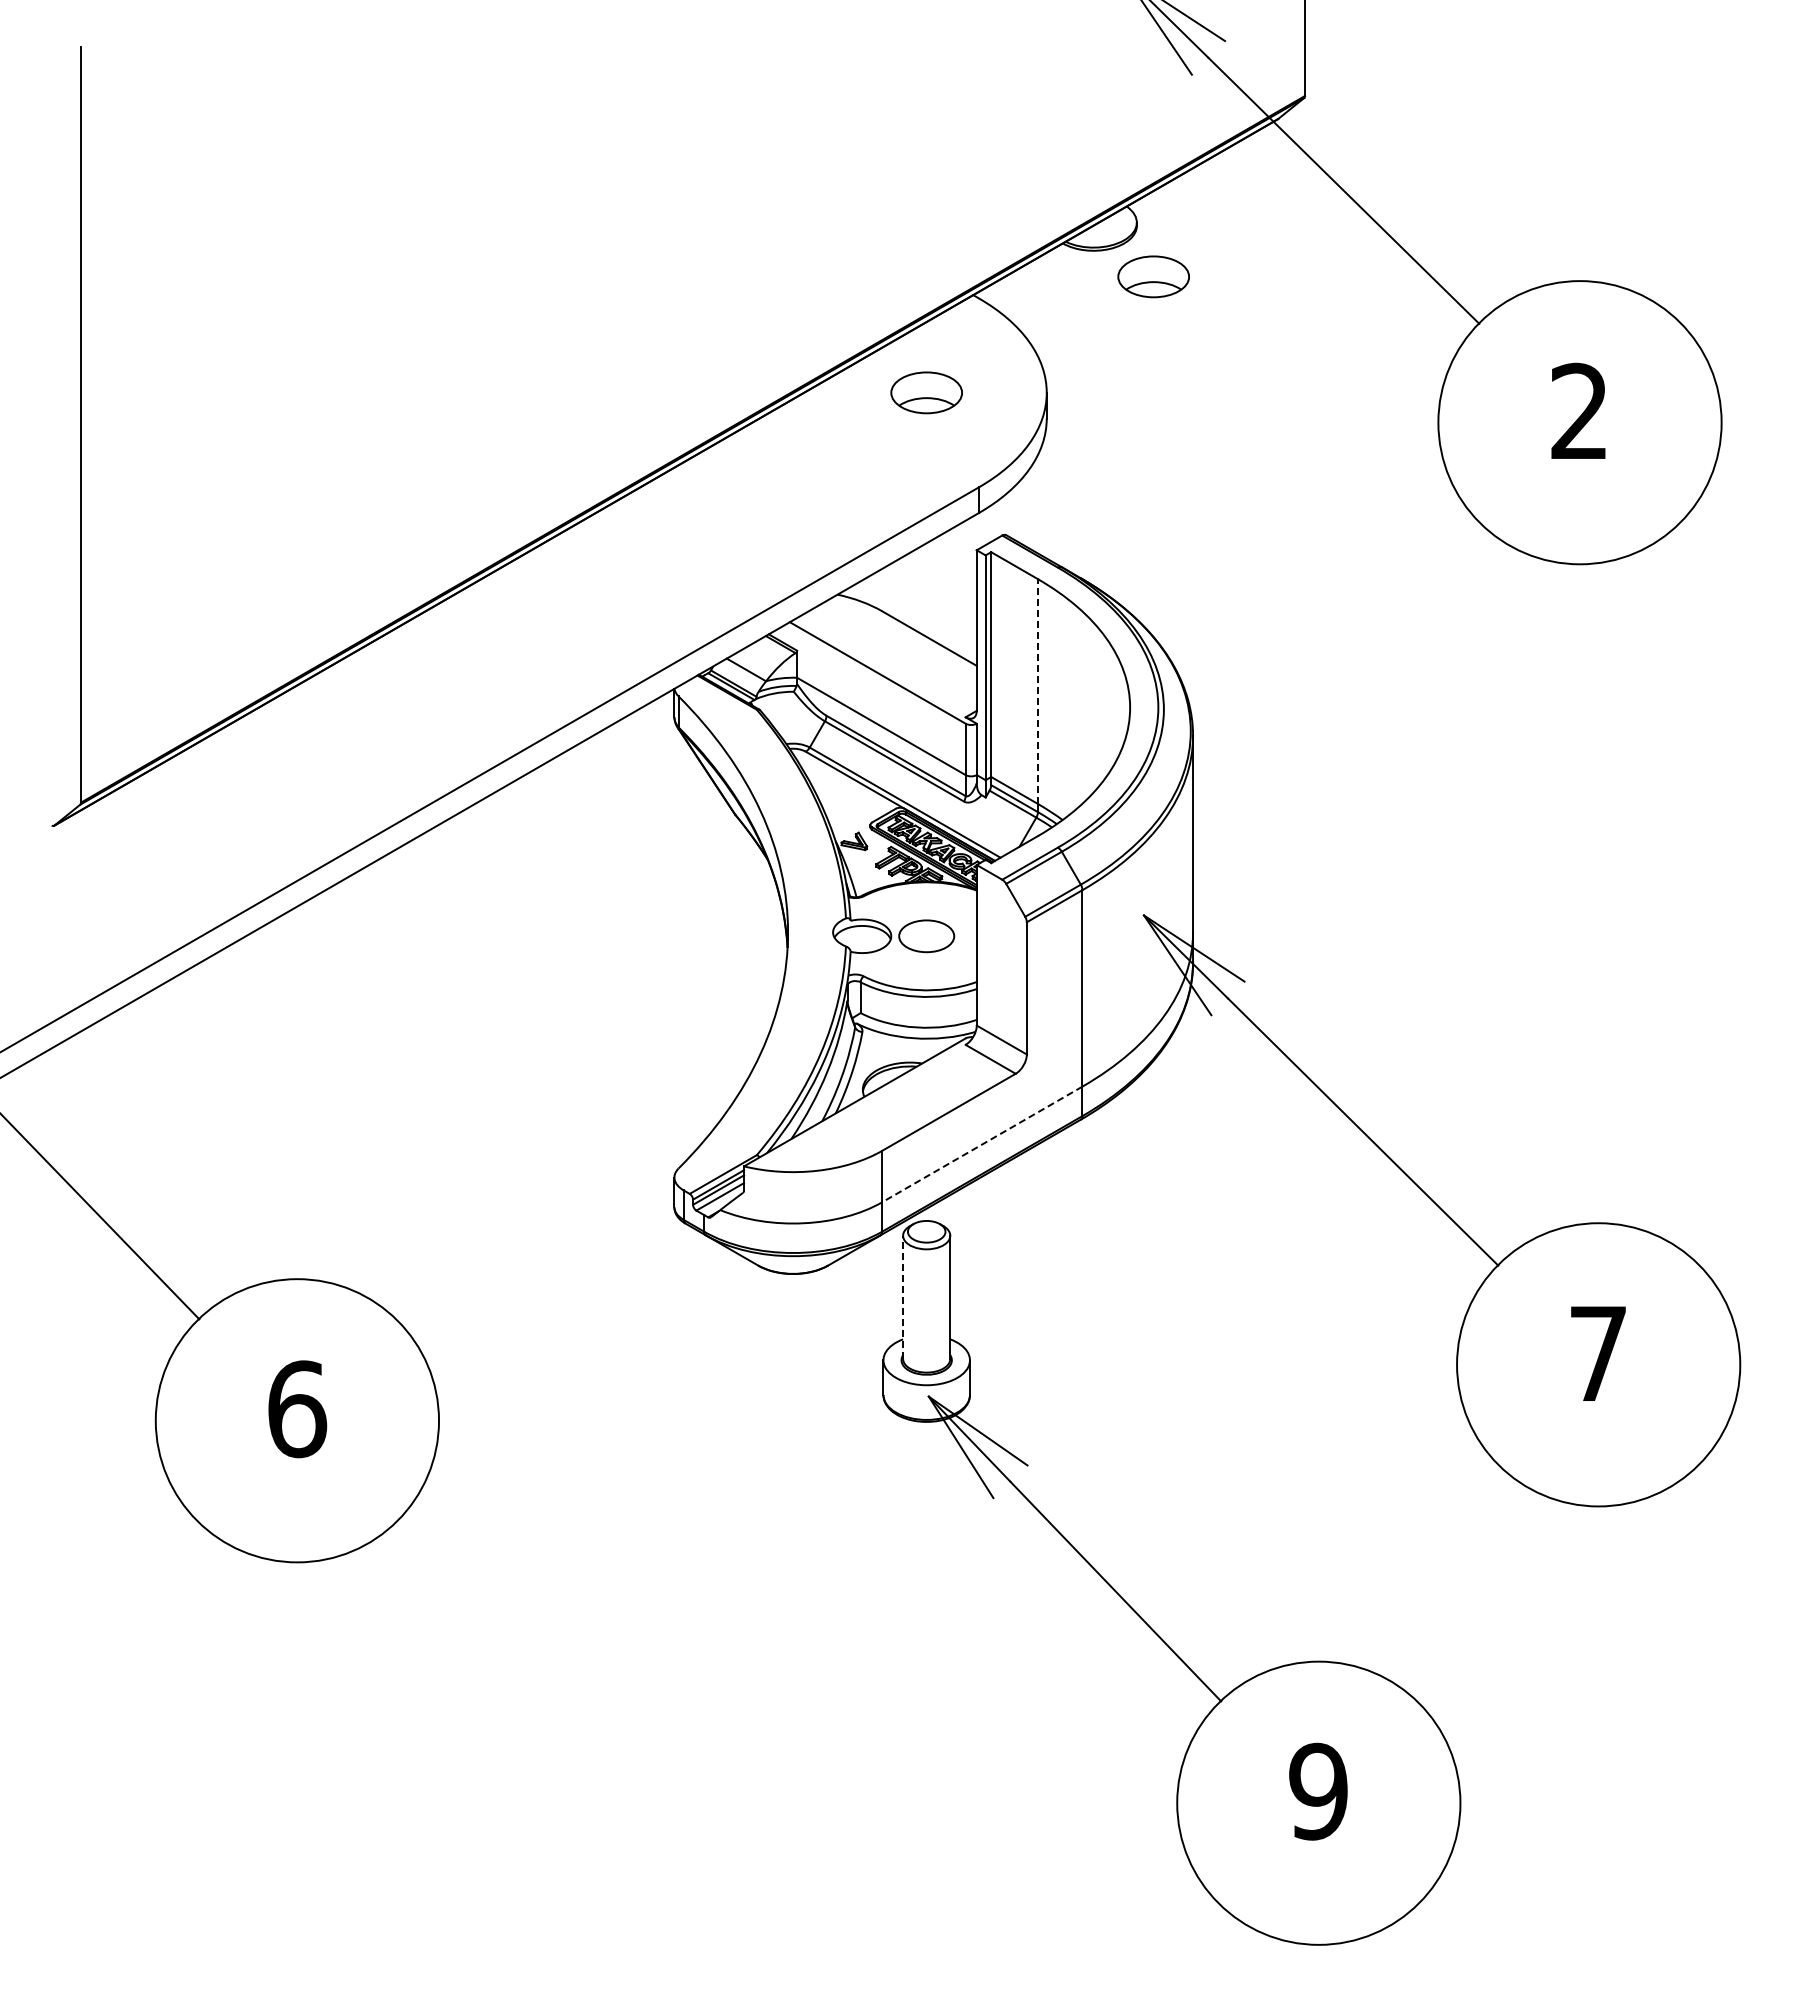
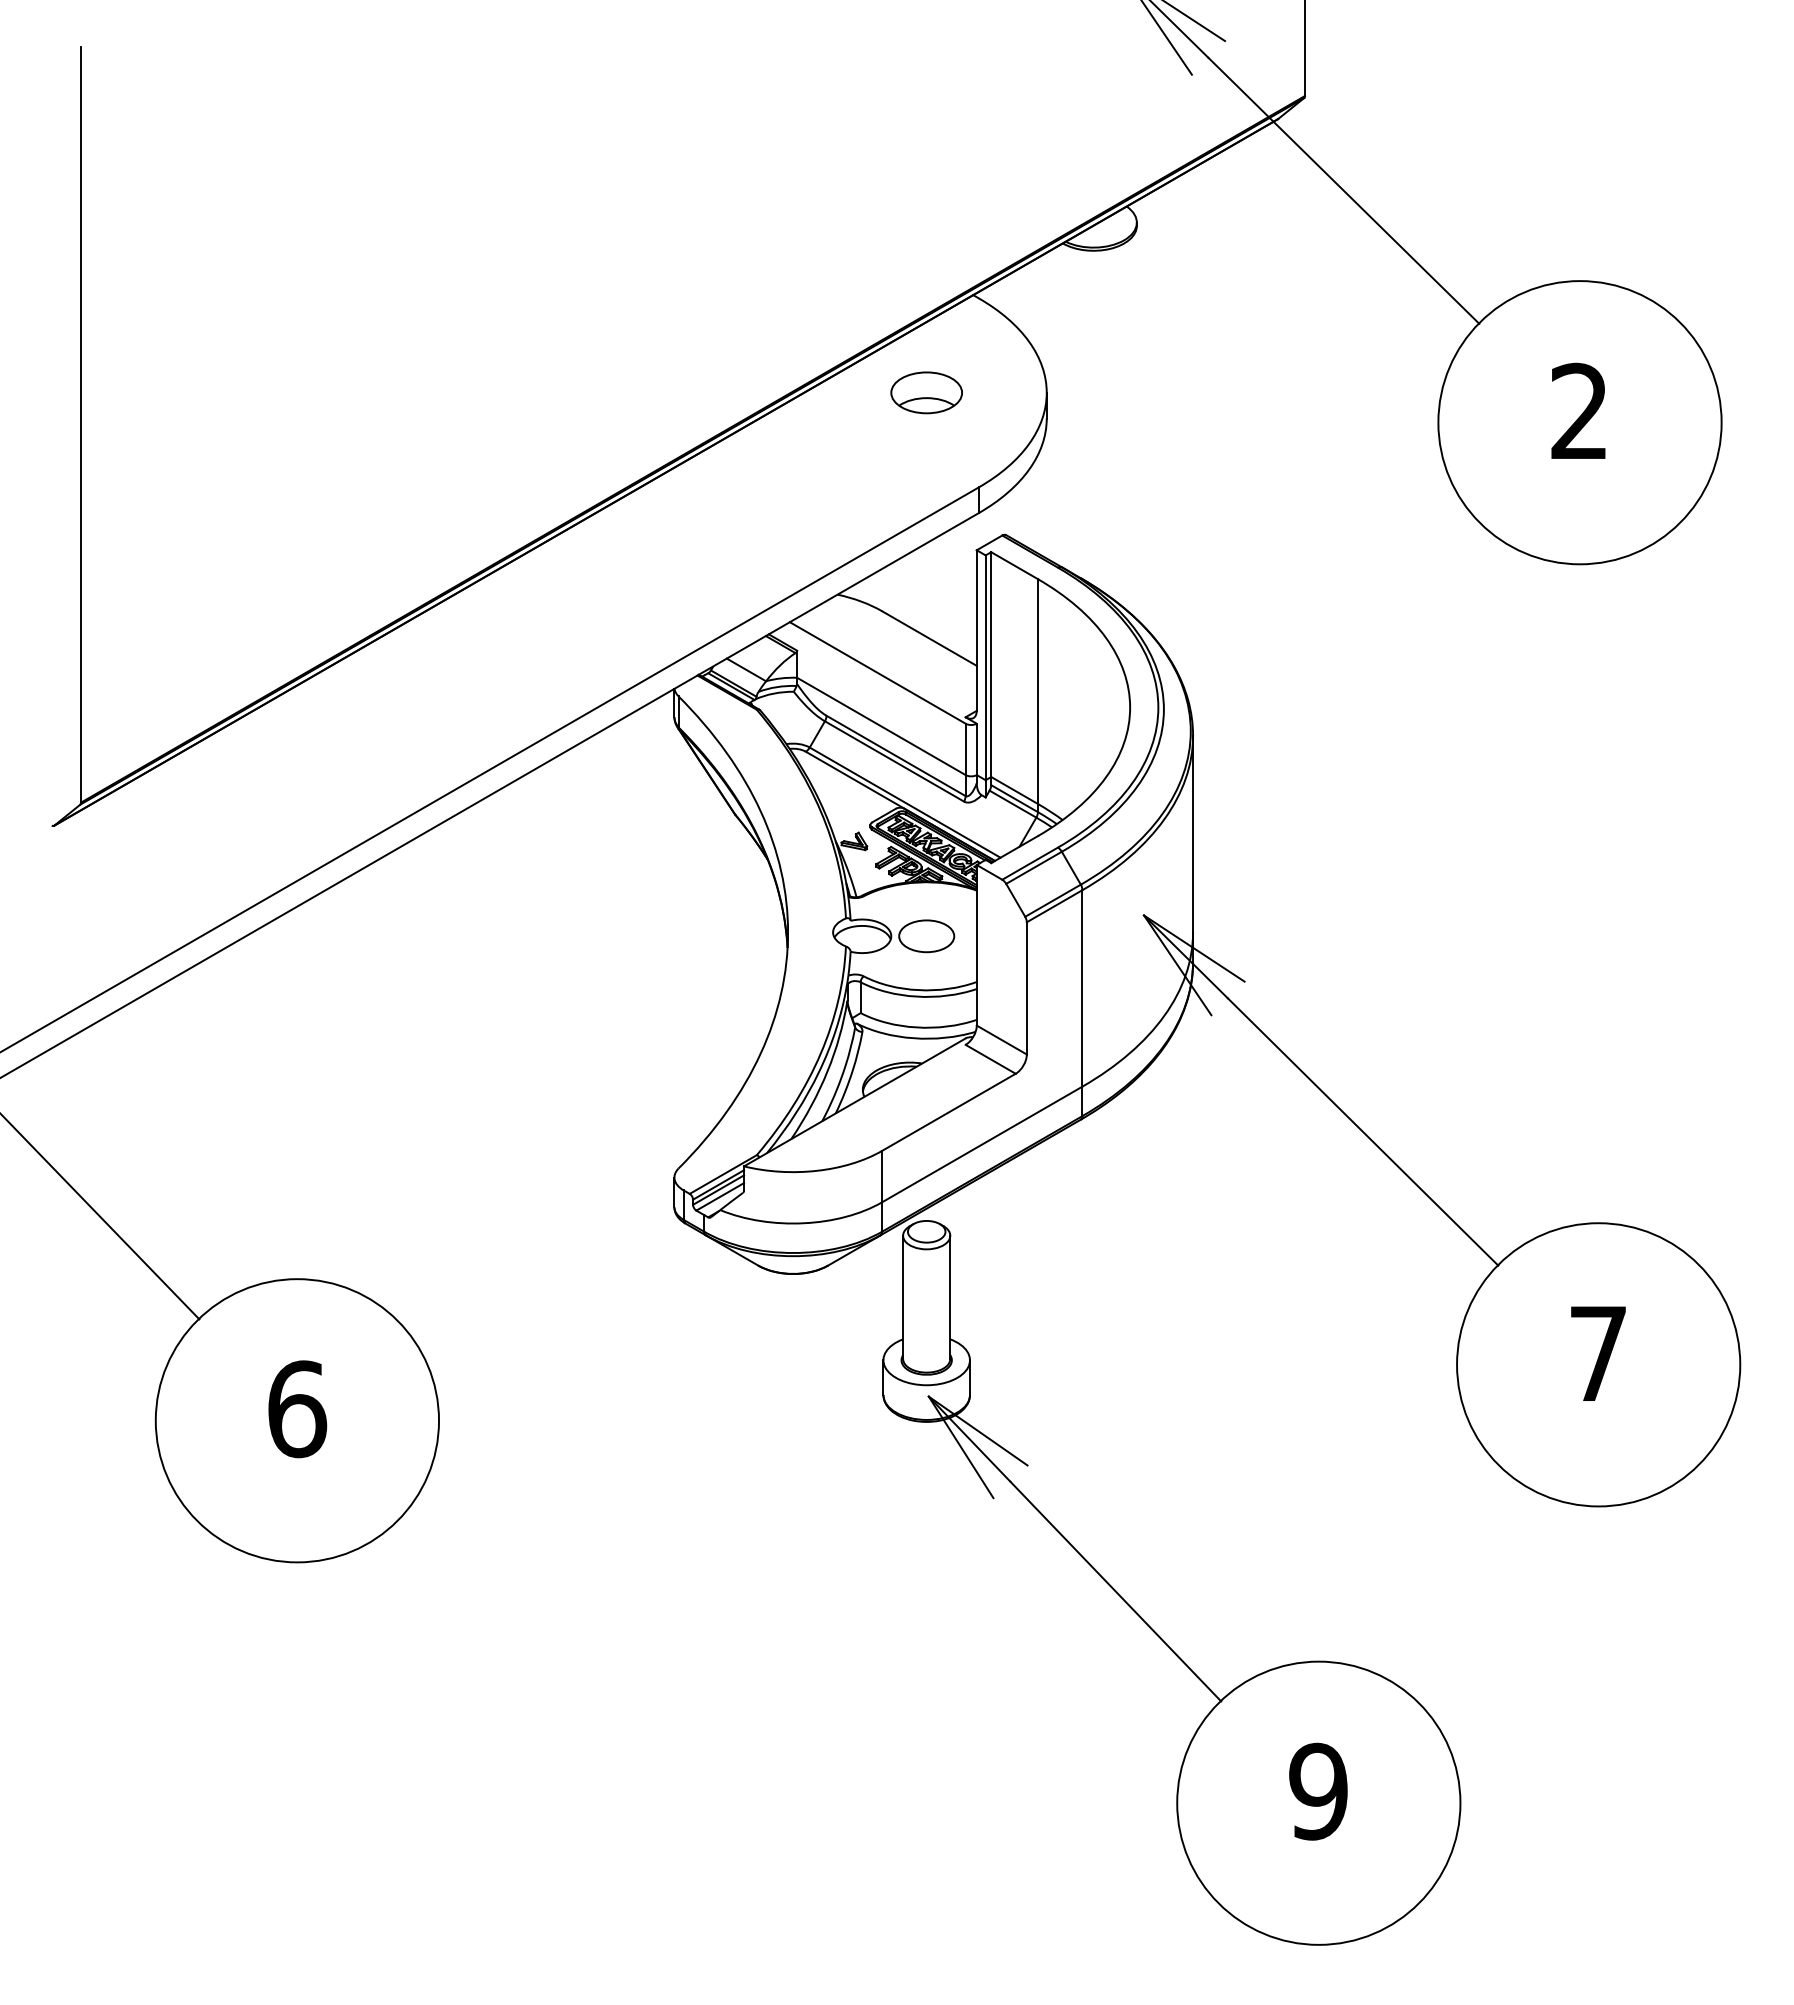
part: present -> none (1153, 276)
line: dashed -> solid (1037, 691)
line: dashed -> solid (982, 1144)
line: dashed -> solid (903, 1297)
